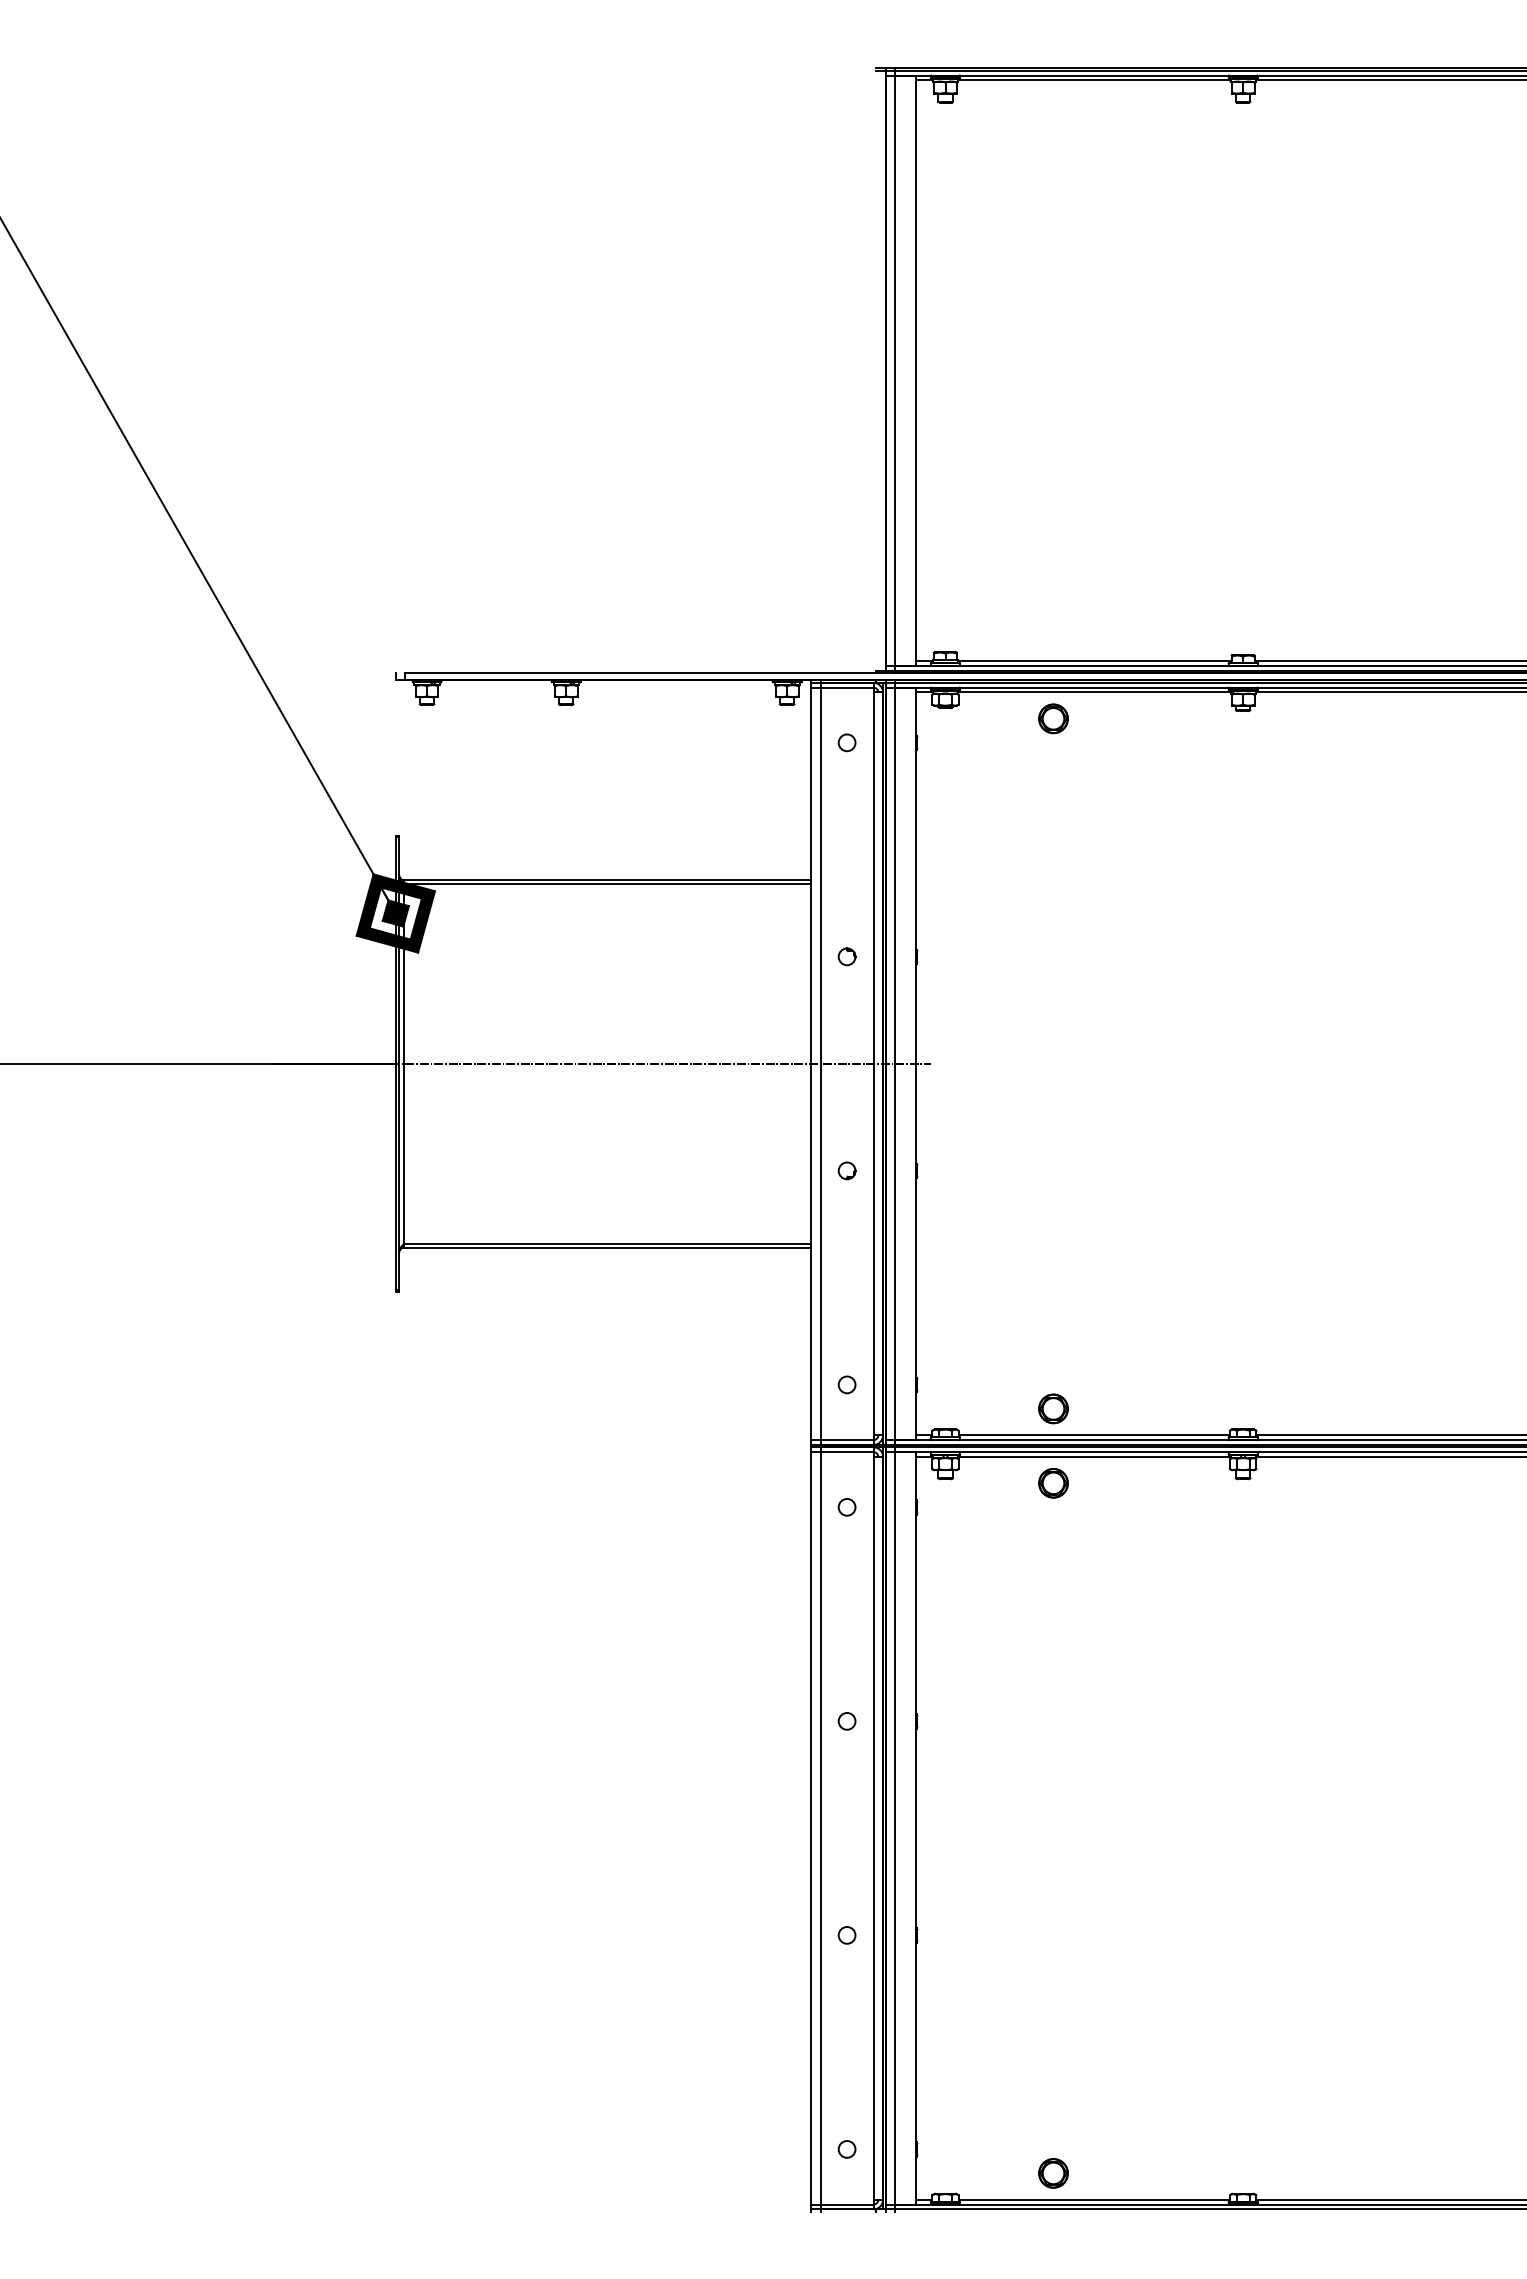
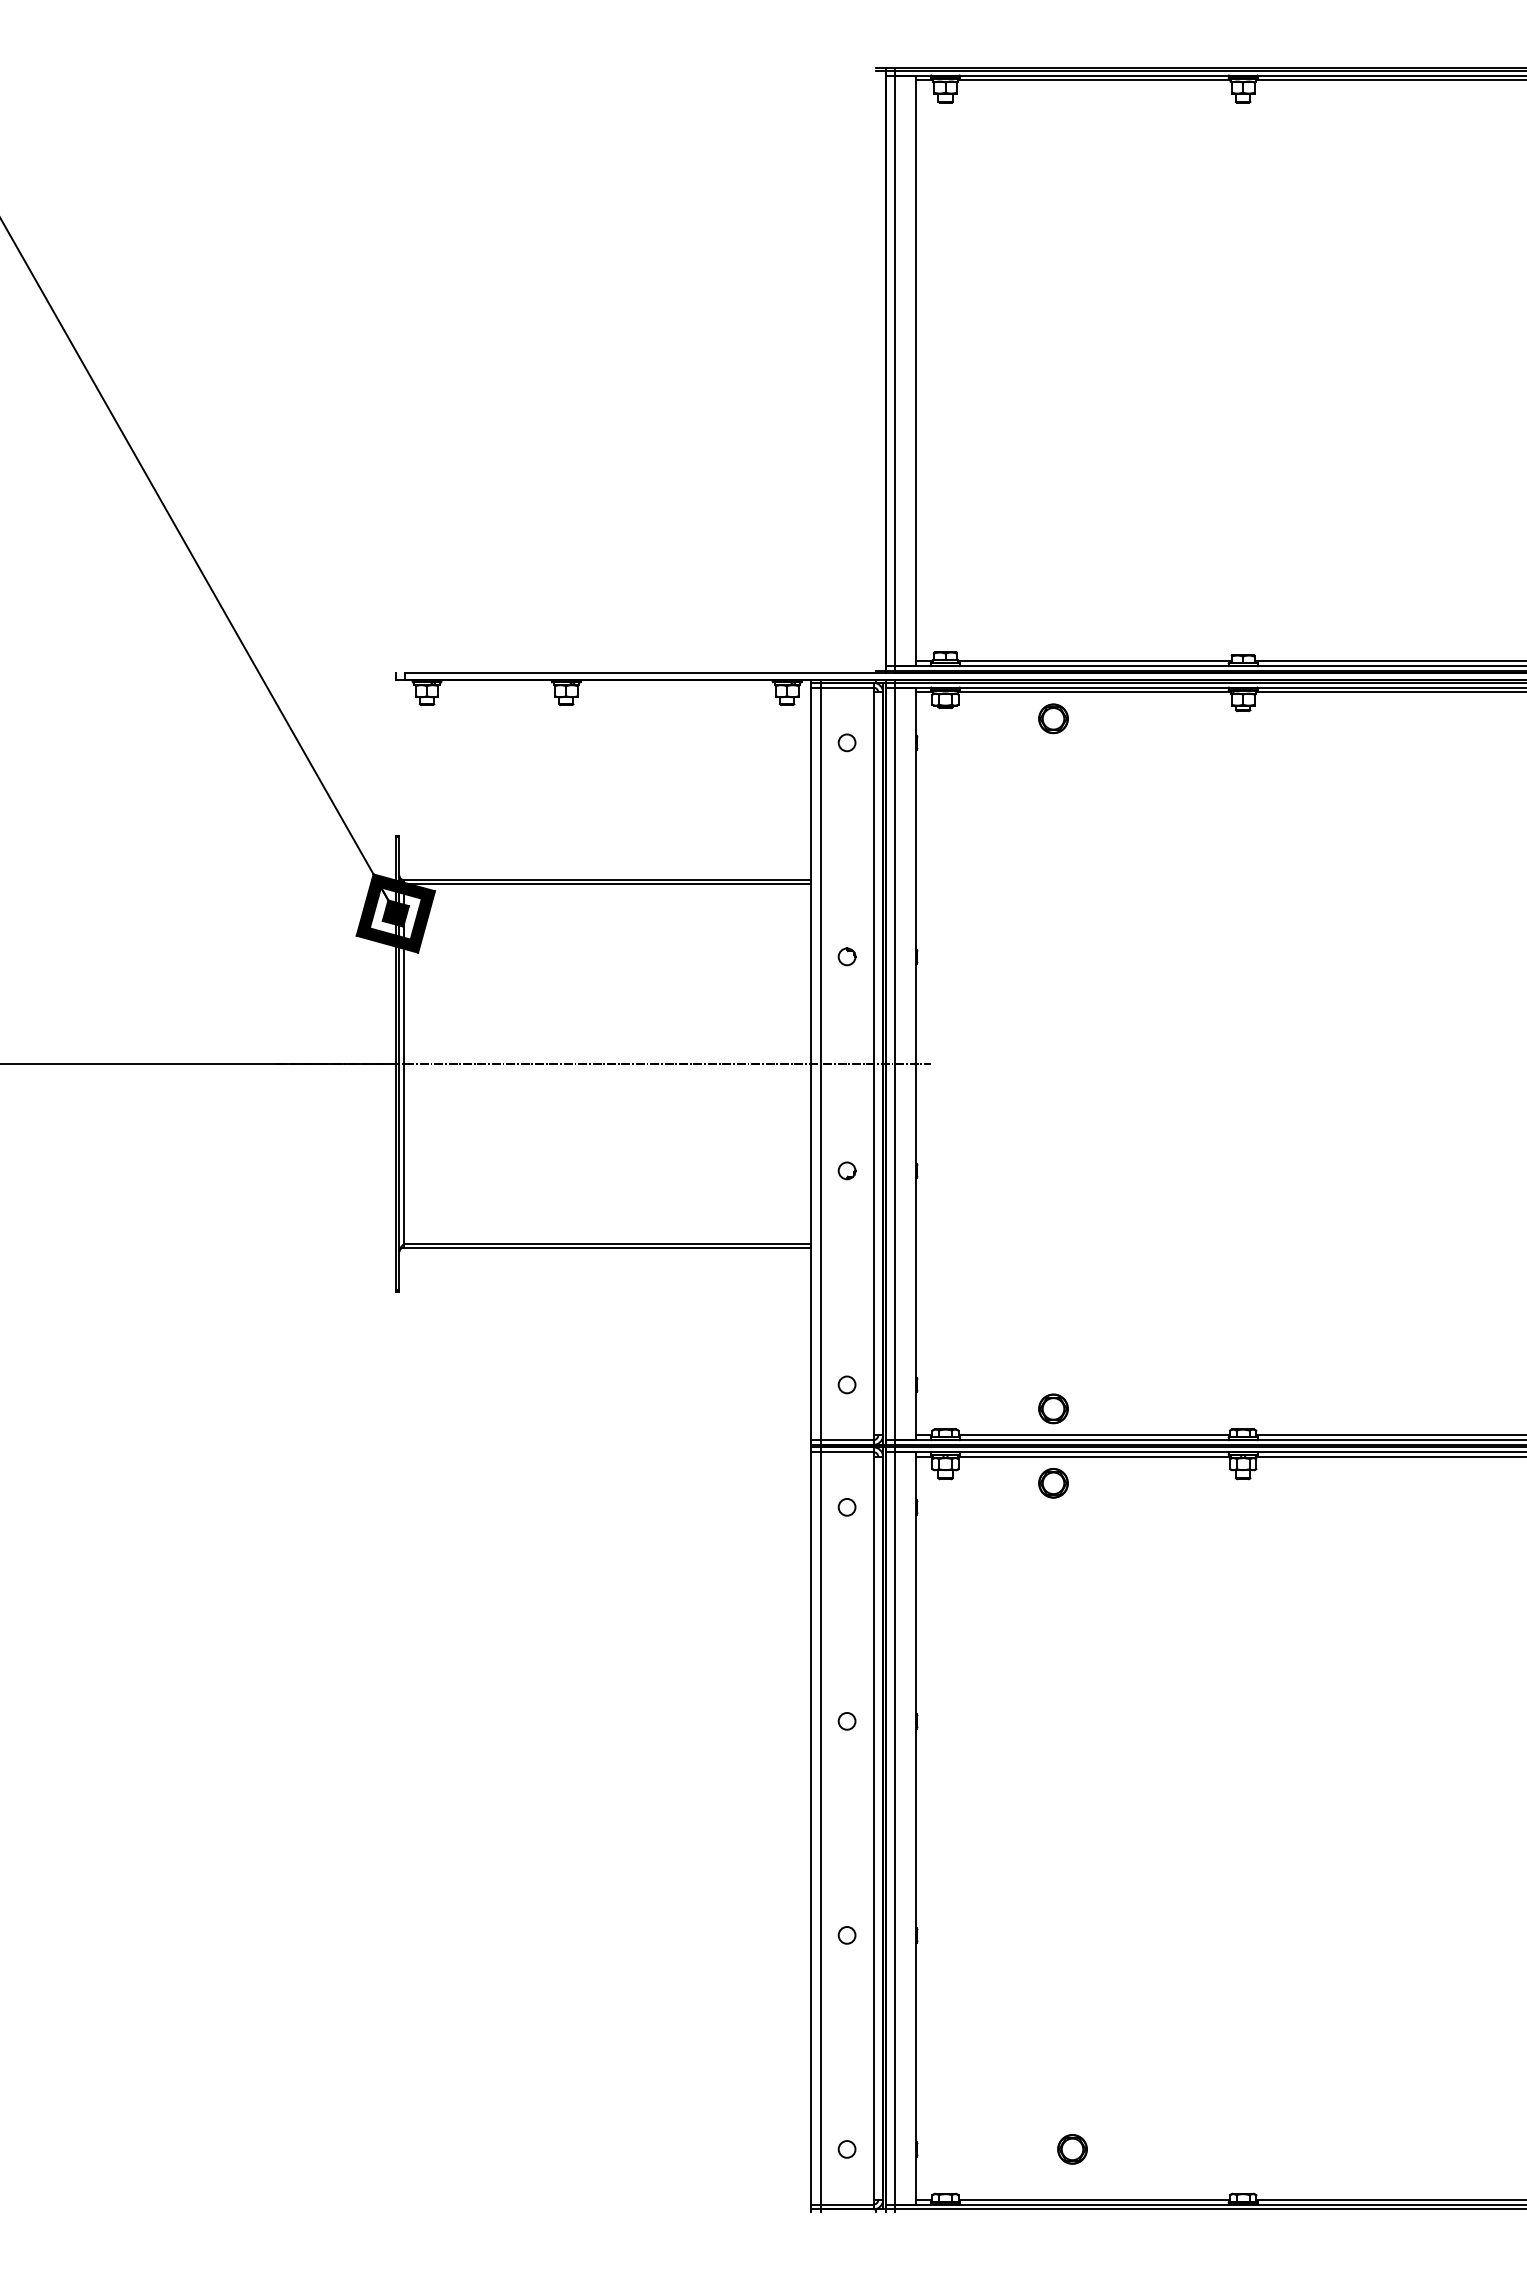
part position: (1053, 2173) -> (1072, 2149) (1072, 2149)
